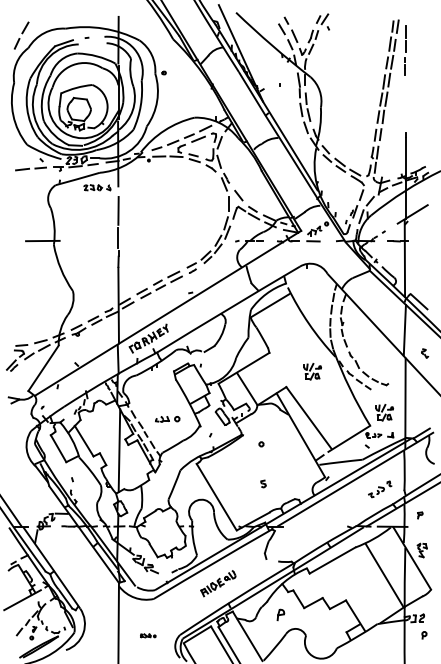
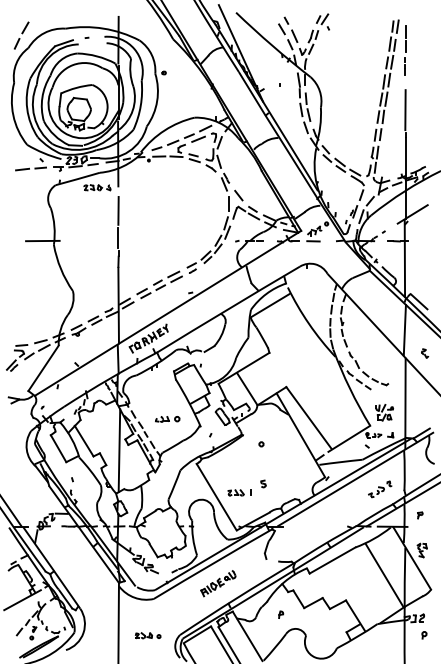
line: none -> present (405, 110)
part: present -> none (312, 371)
part: none -> present (239, 492)
part size: 10x14 px -> 7x9 px (281, 614)
part size: 17x6 px -> 27x8 px (148, 635)
